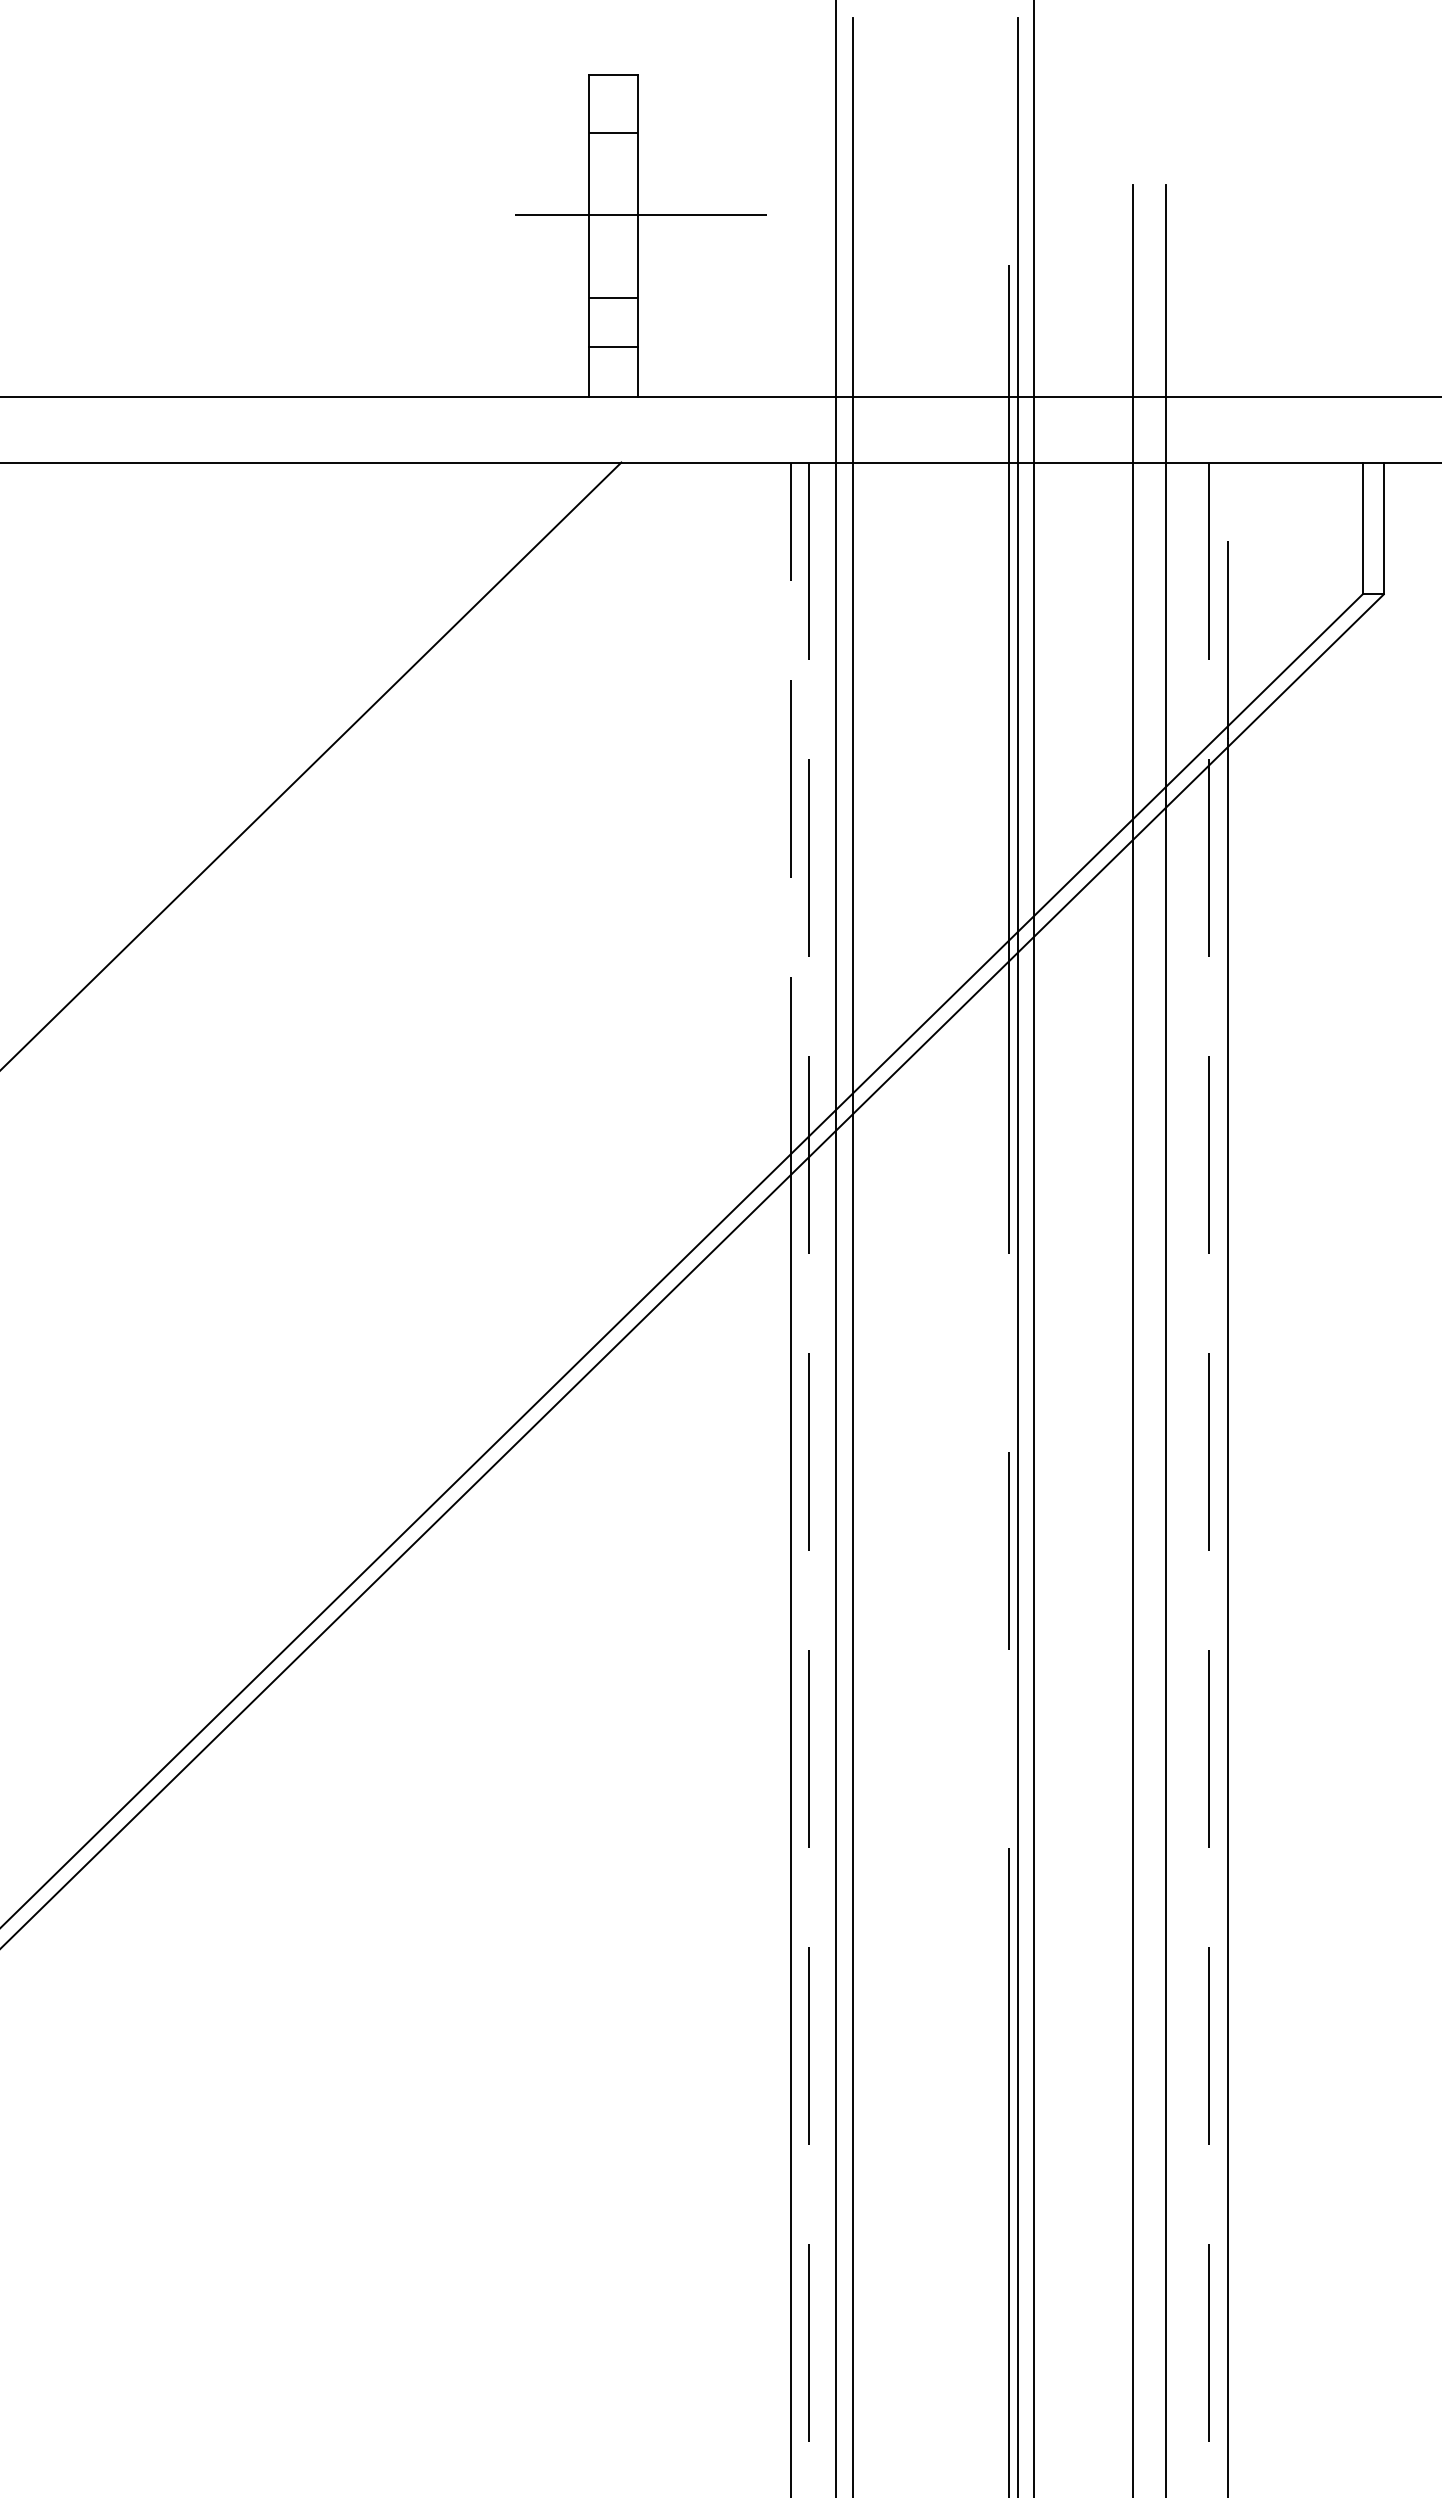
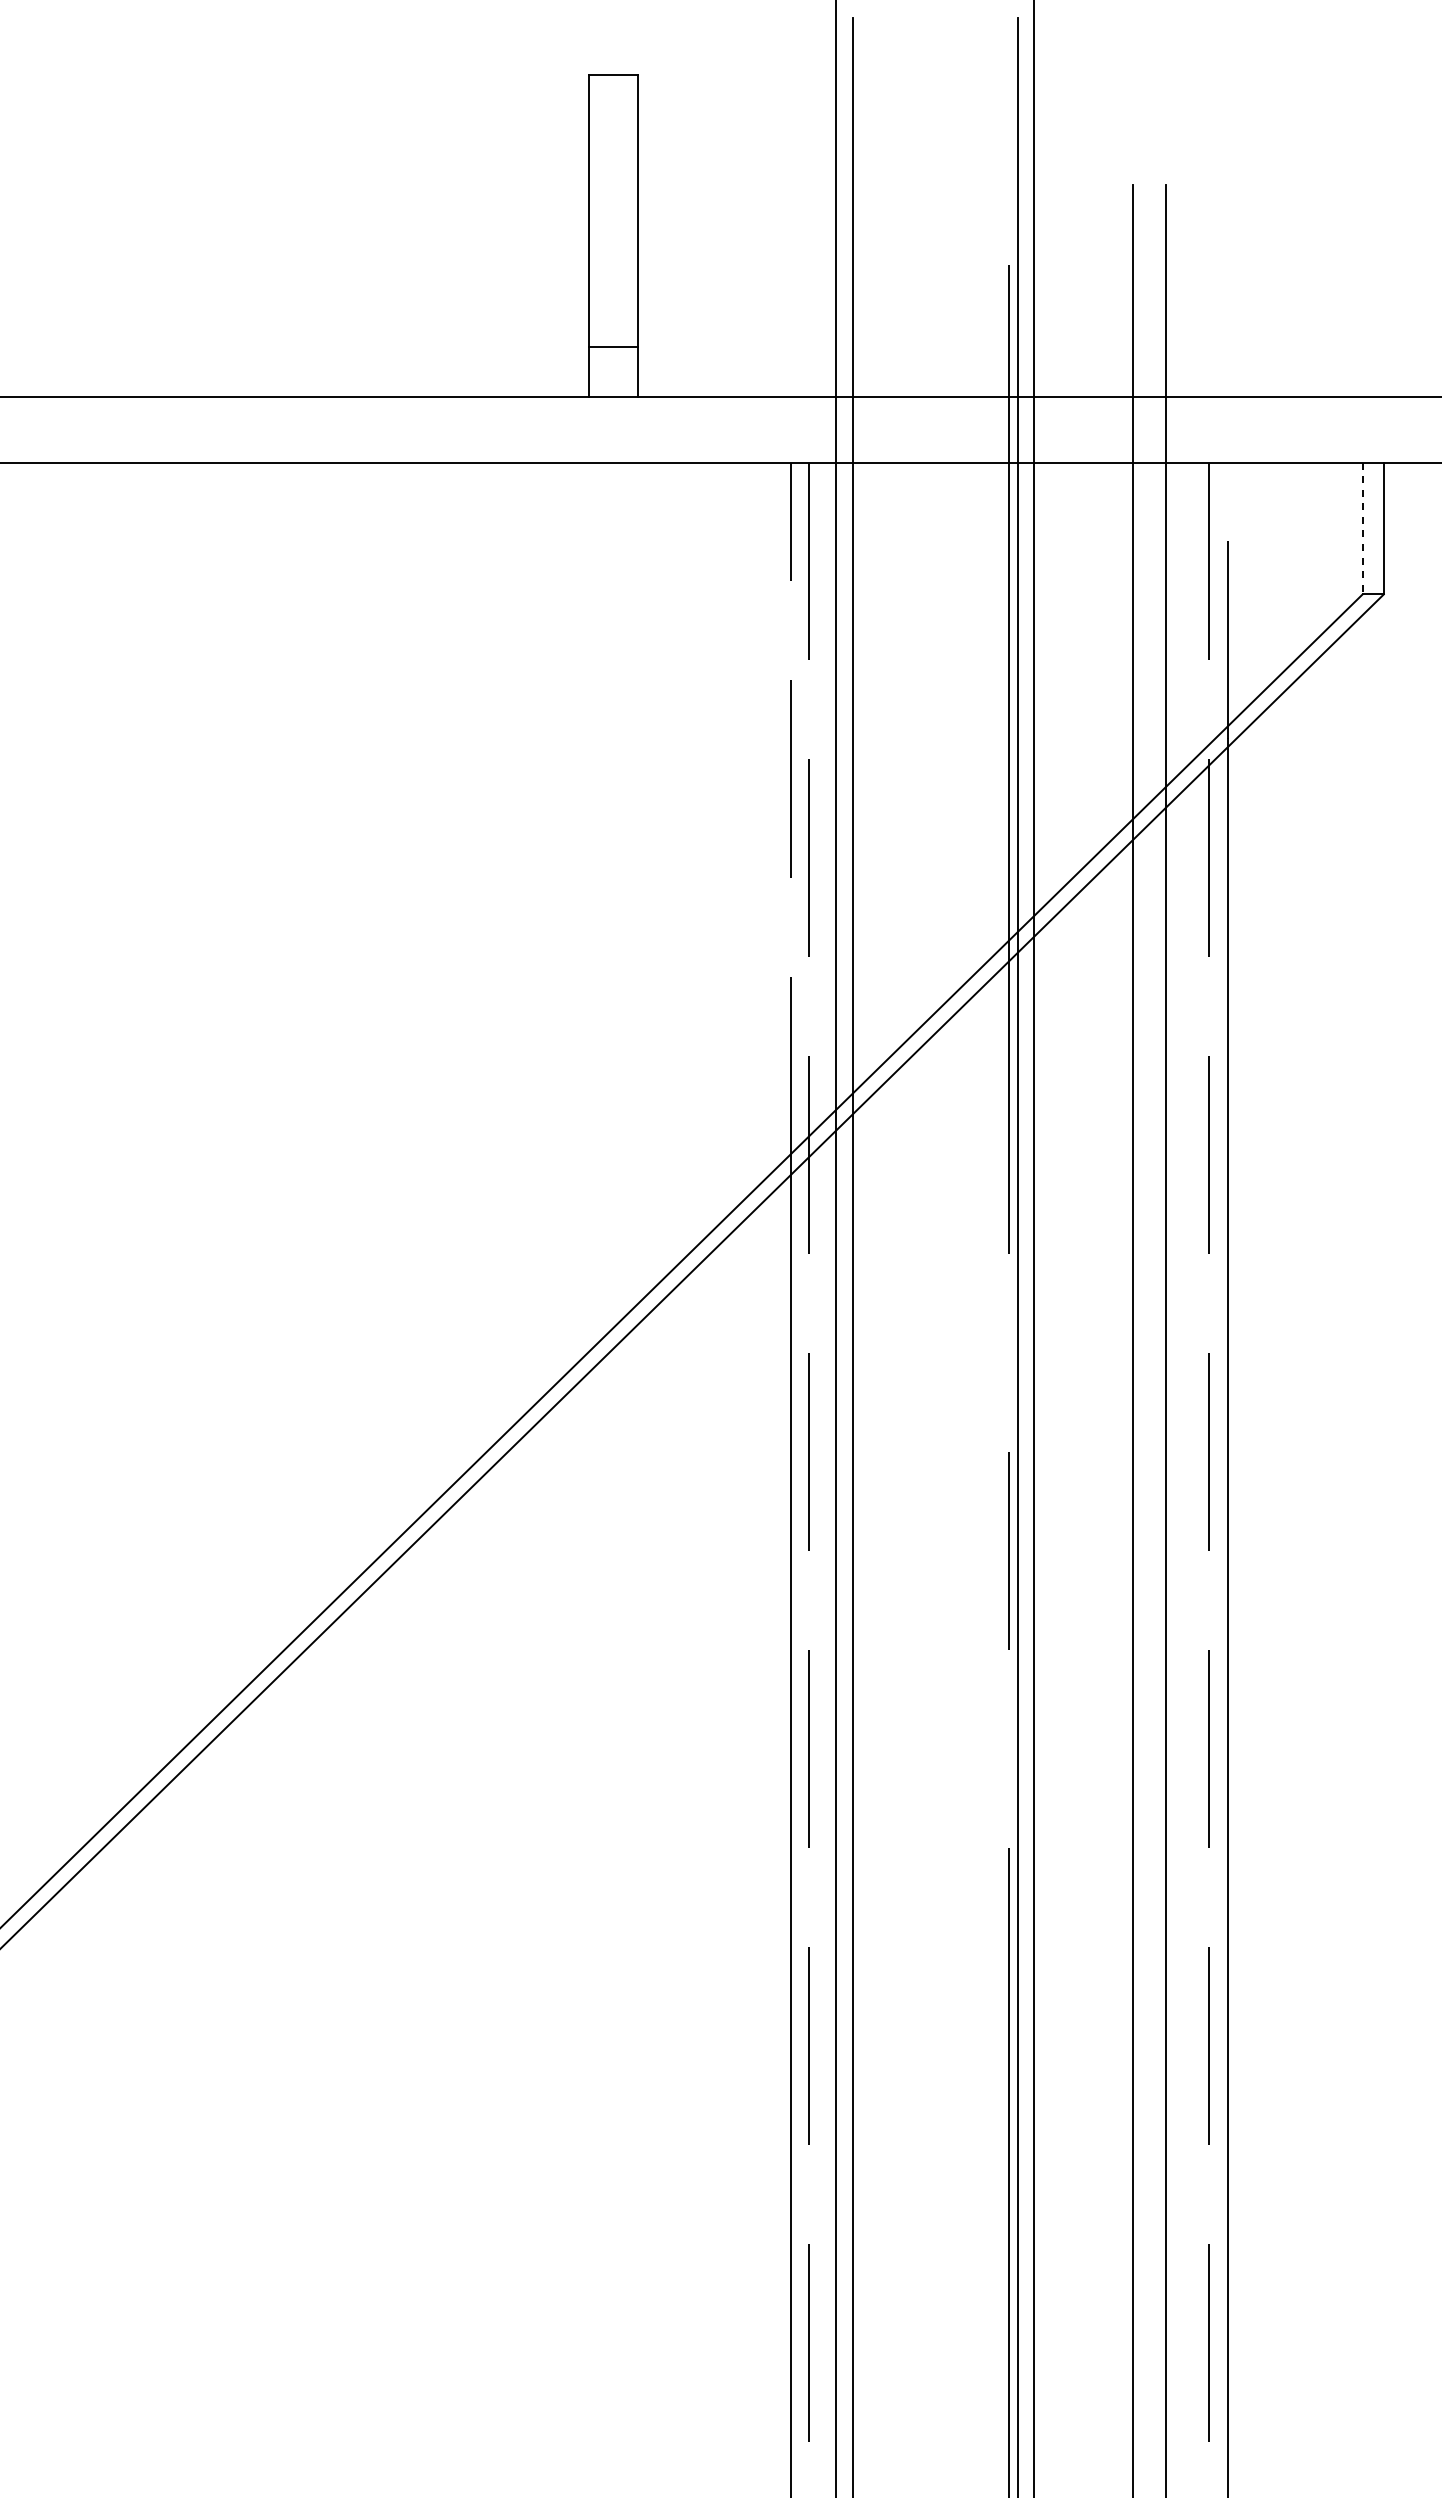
line: present -> none (613, 132)
line: present -> none (640, 215)
line: present -> none (613, 297)
line: solid -> dashed (1362, 528)
line: present -> none (311, 765)
